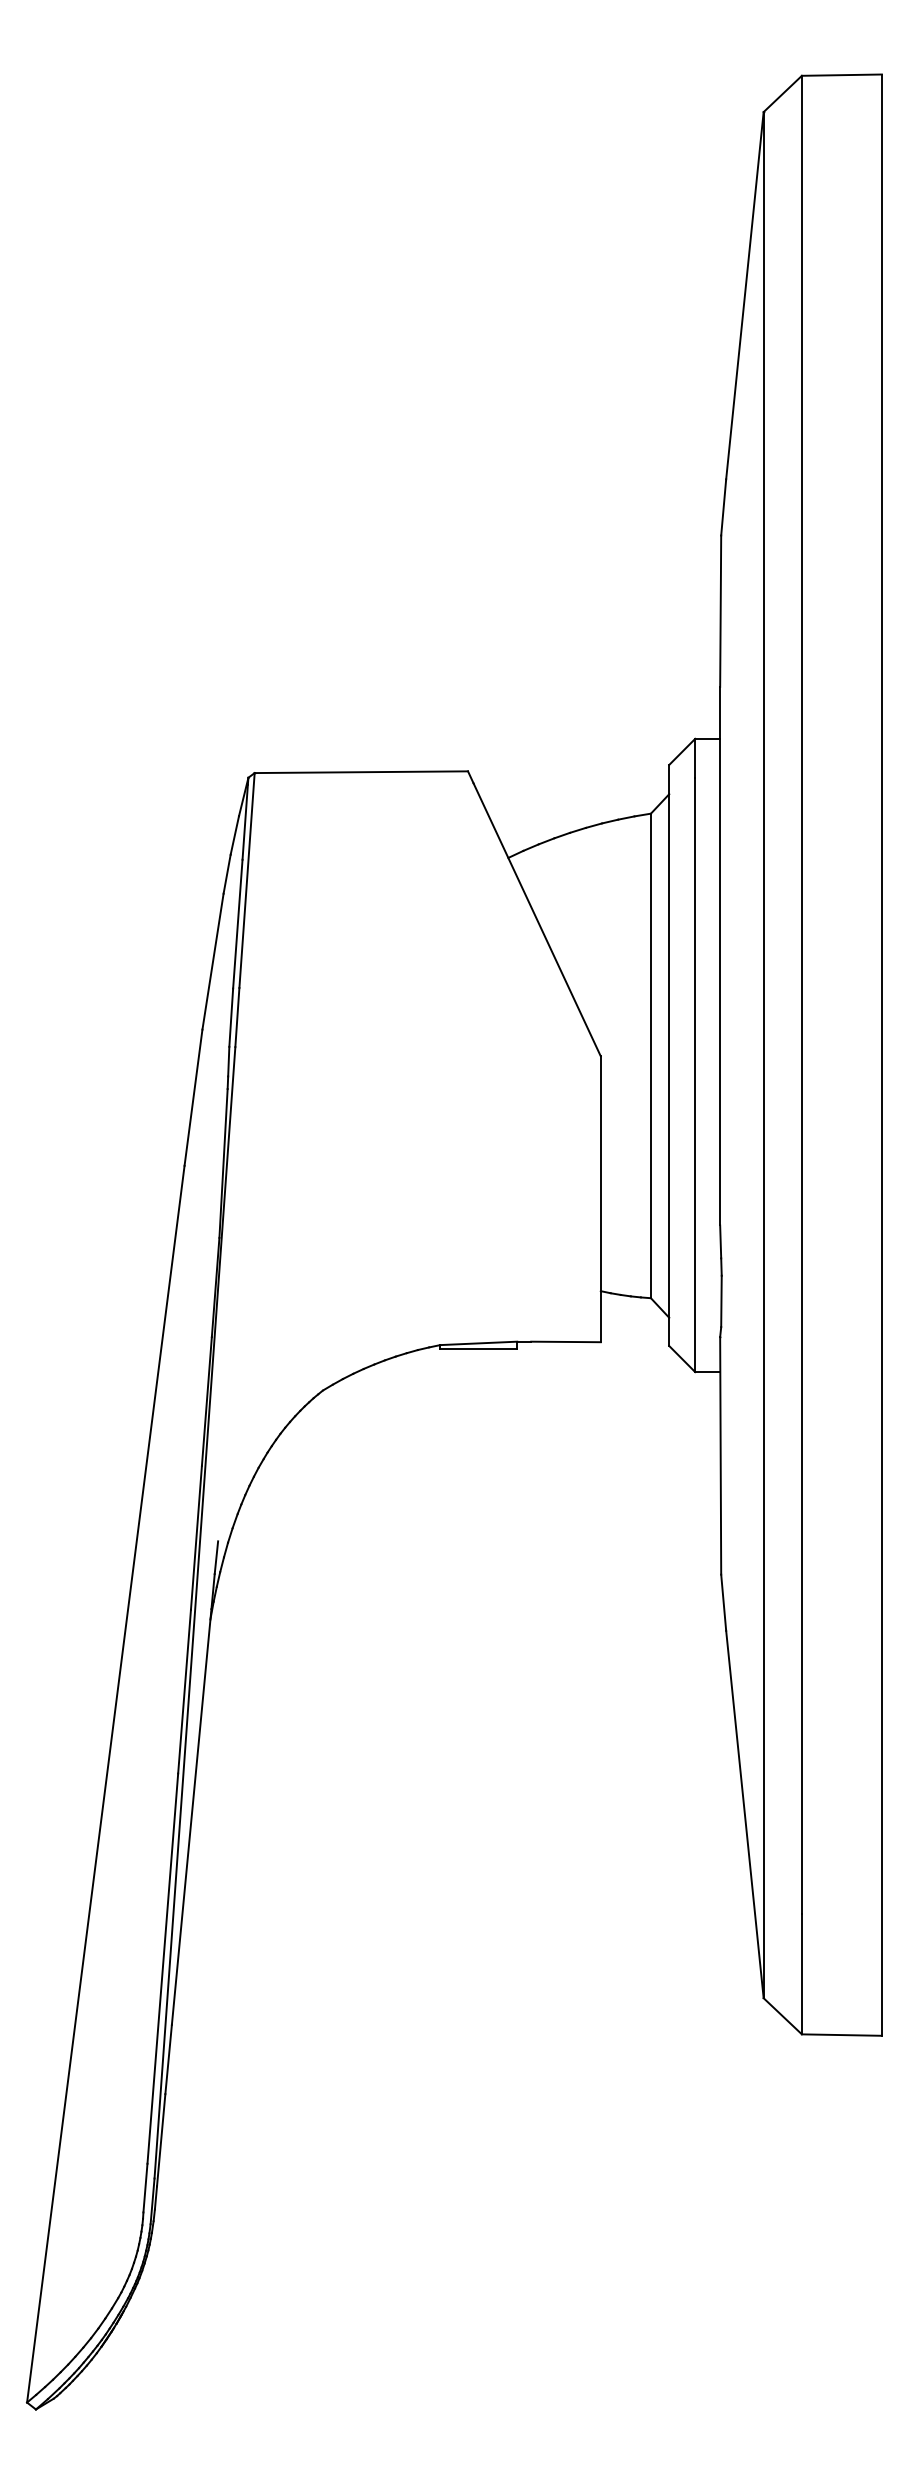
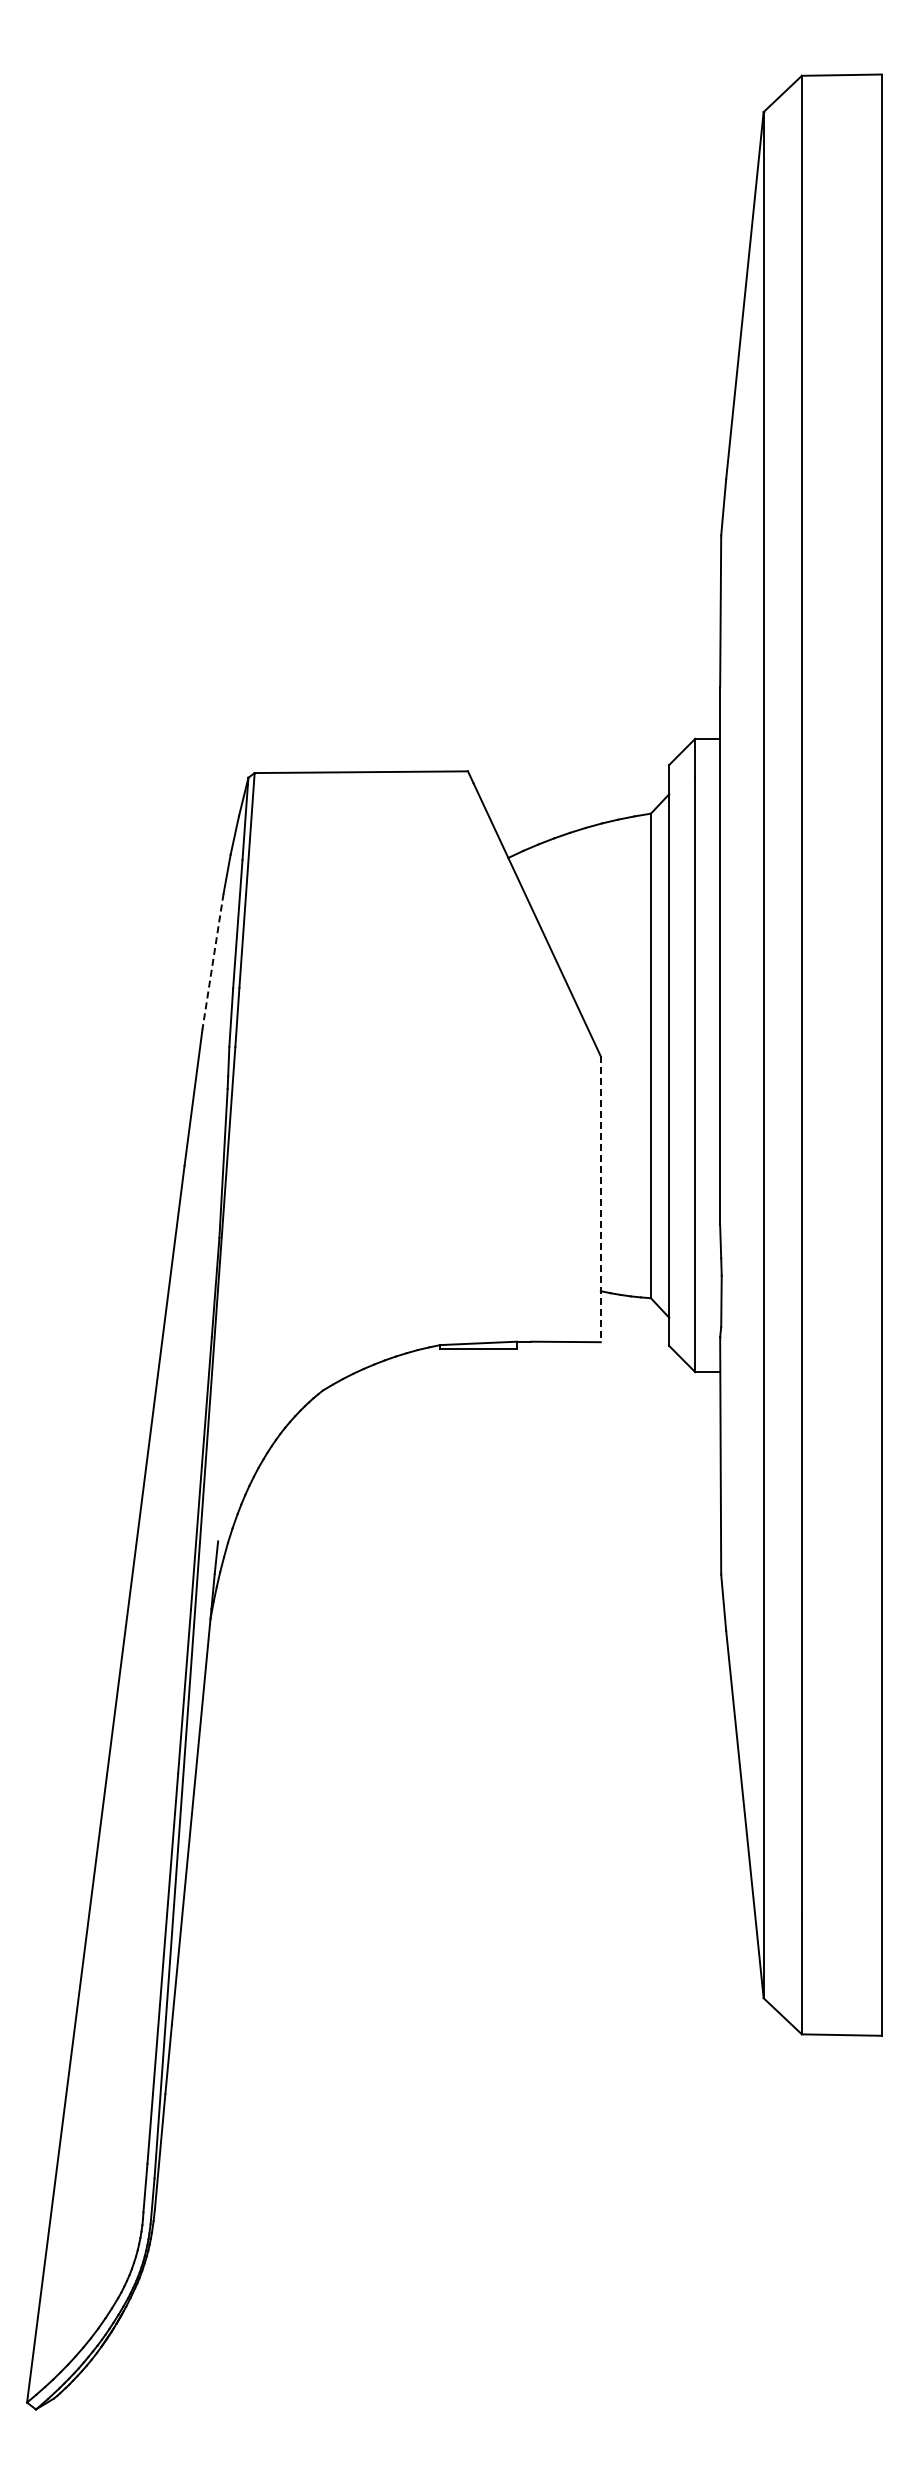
line: solid -> dashed (213, 961)
line: solid -> dashed (600, 1199)
